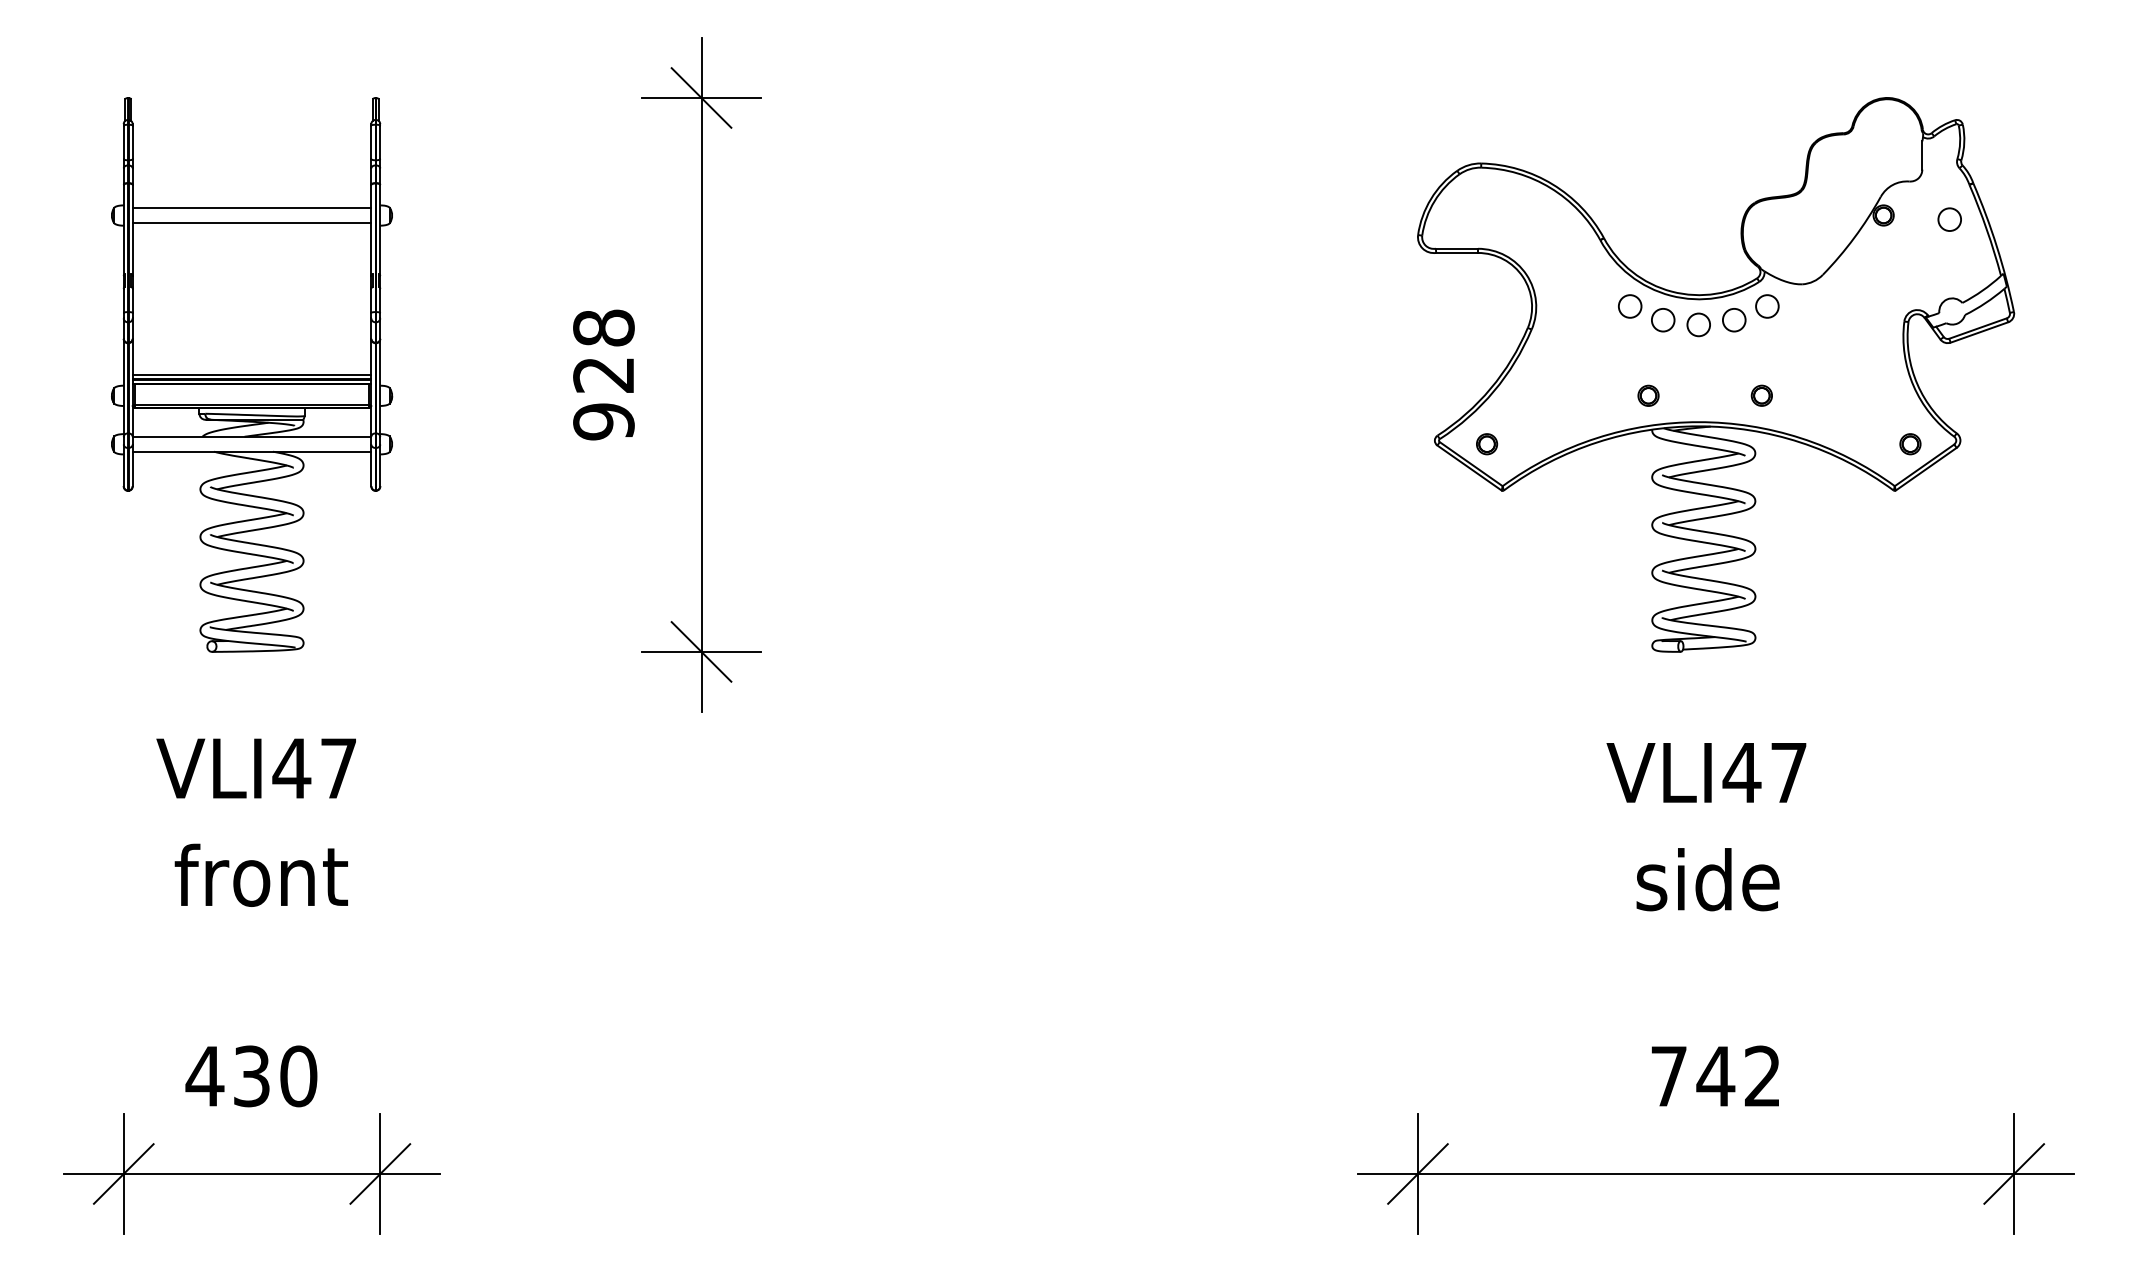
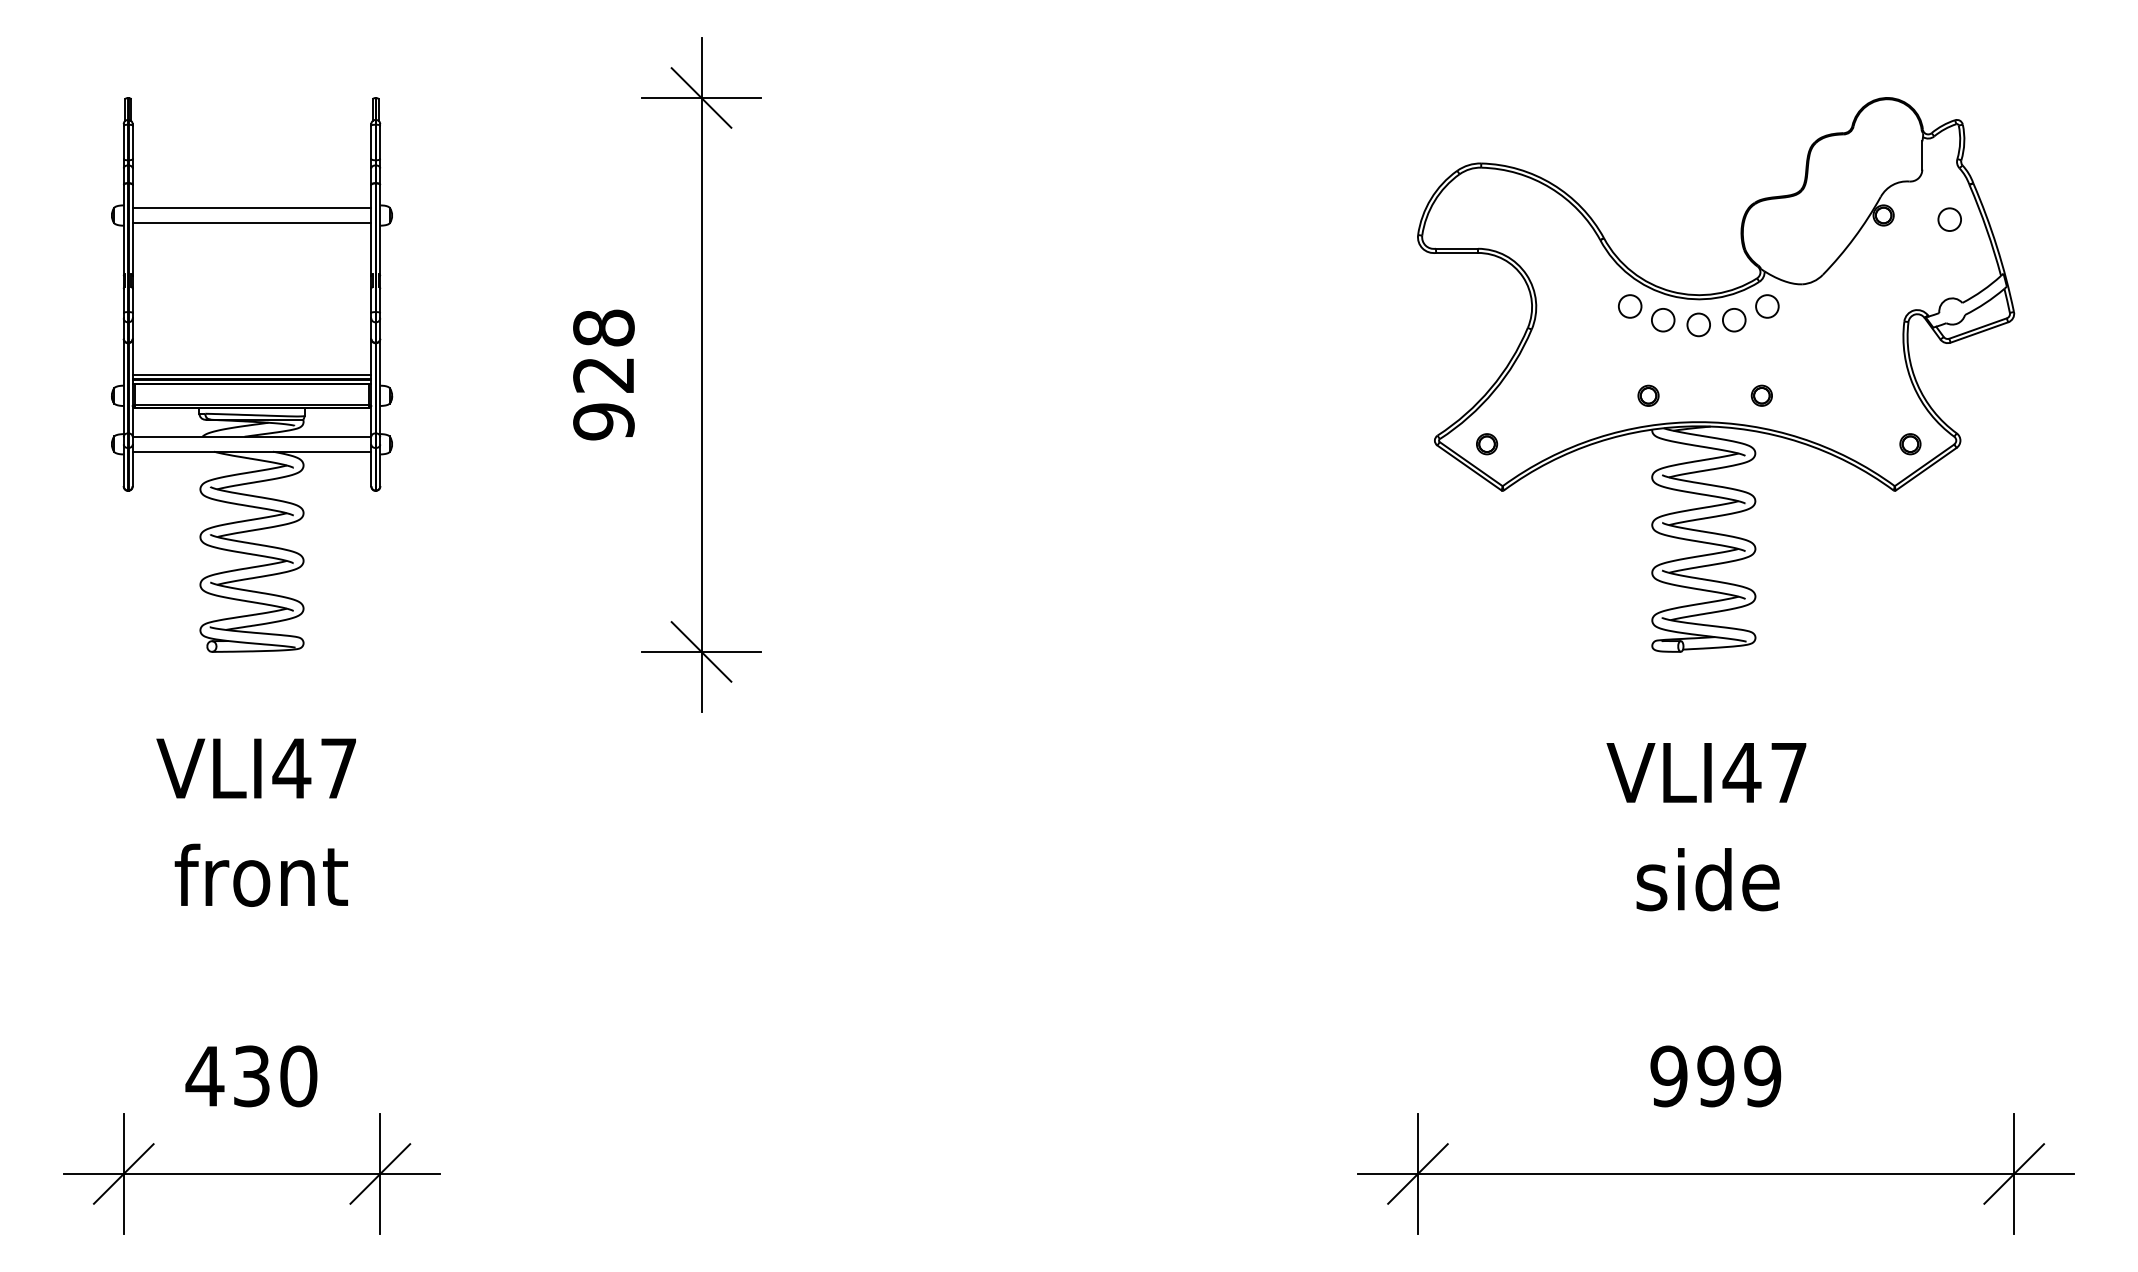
text: 742 -> 999 (1715, 1076)
